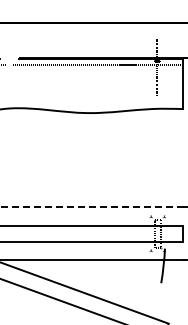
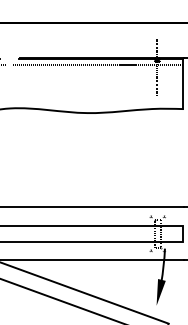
line: dashed -> solid (91, 207)
fill: none -> present (160, 291)
